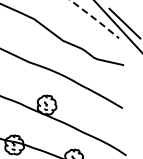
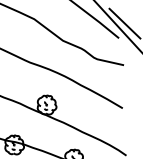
line: dashed -> solid (95, 19)
